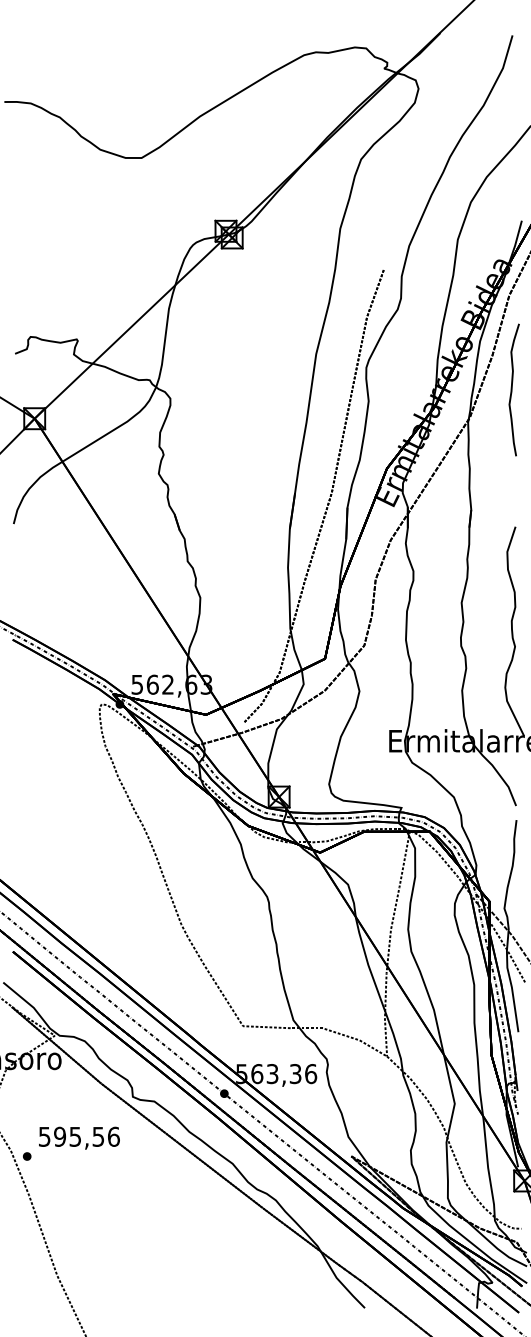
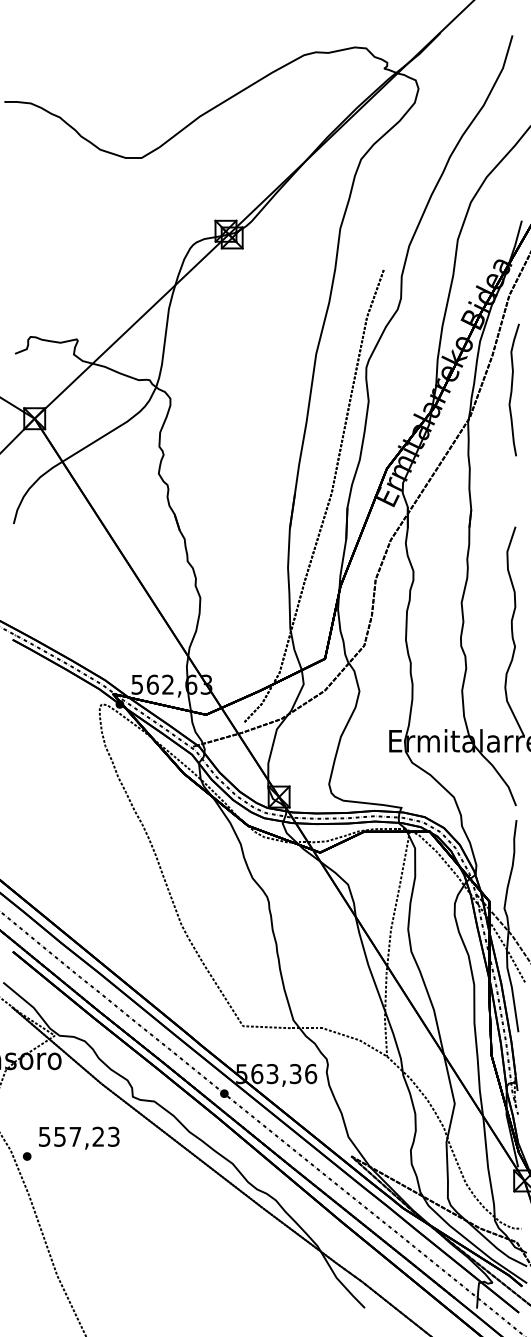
text: 595,56 -> 557,23 (86, 1136)
